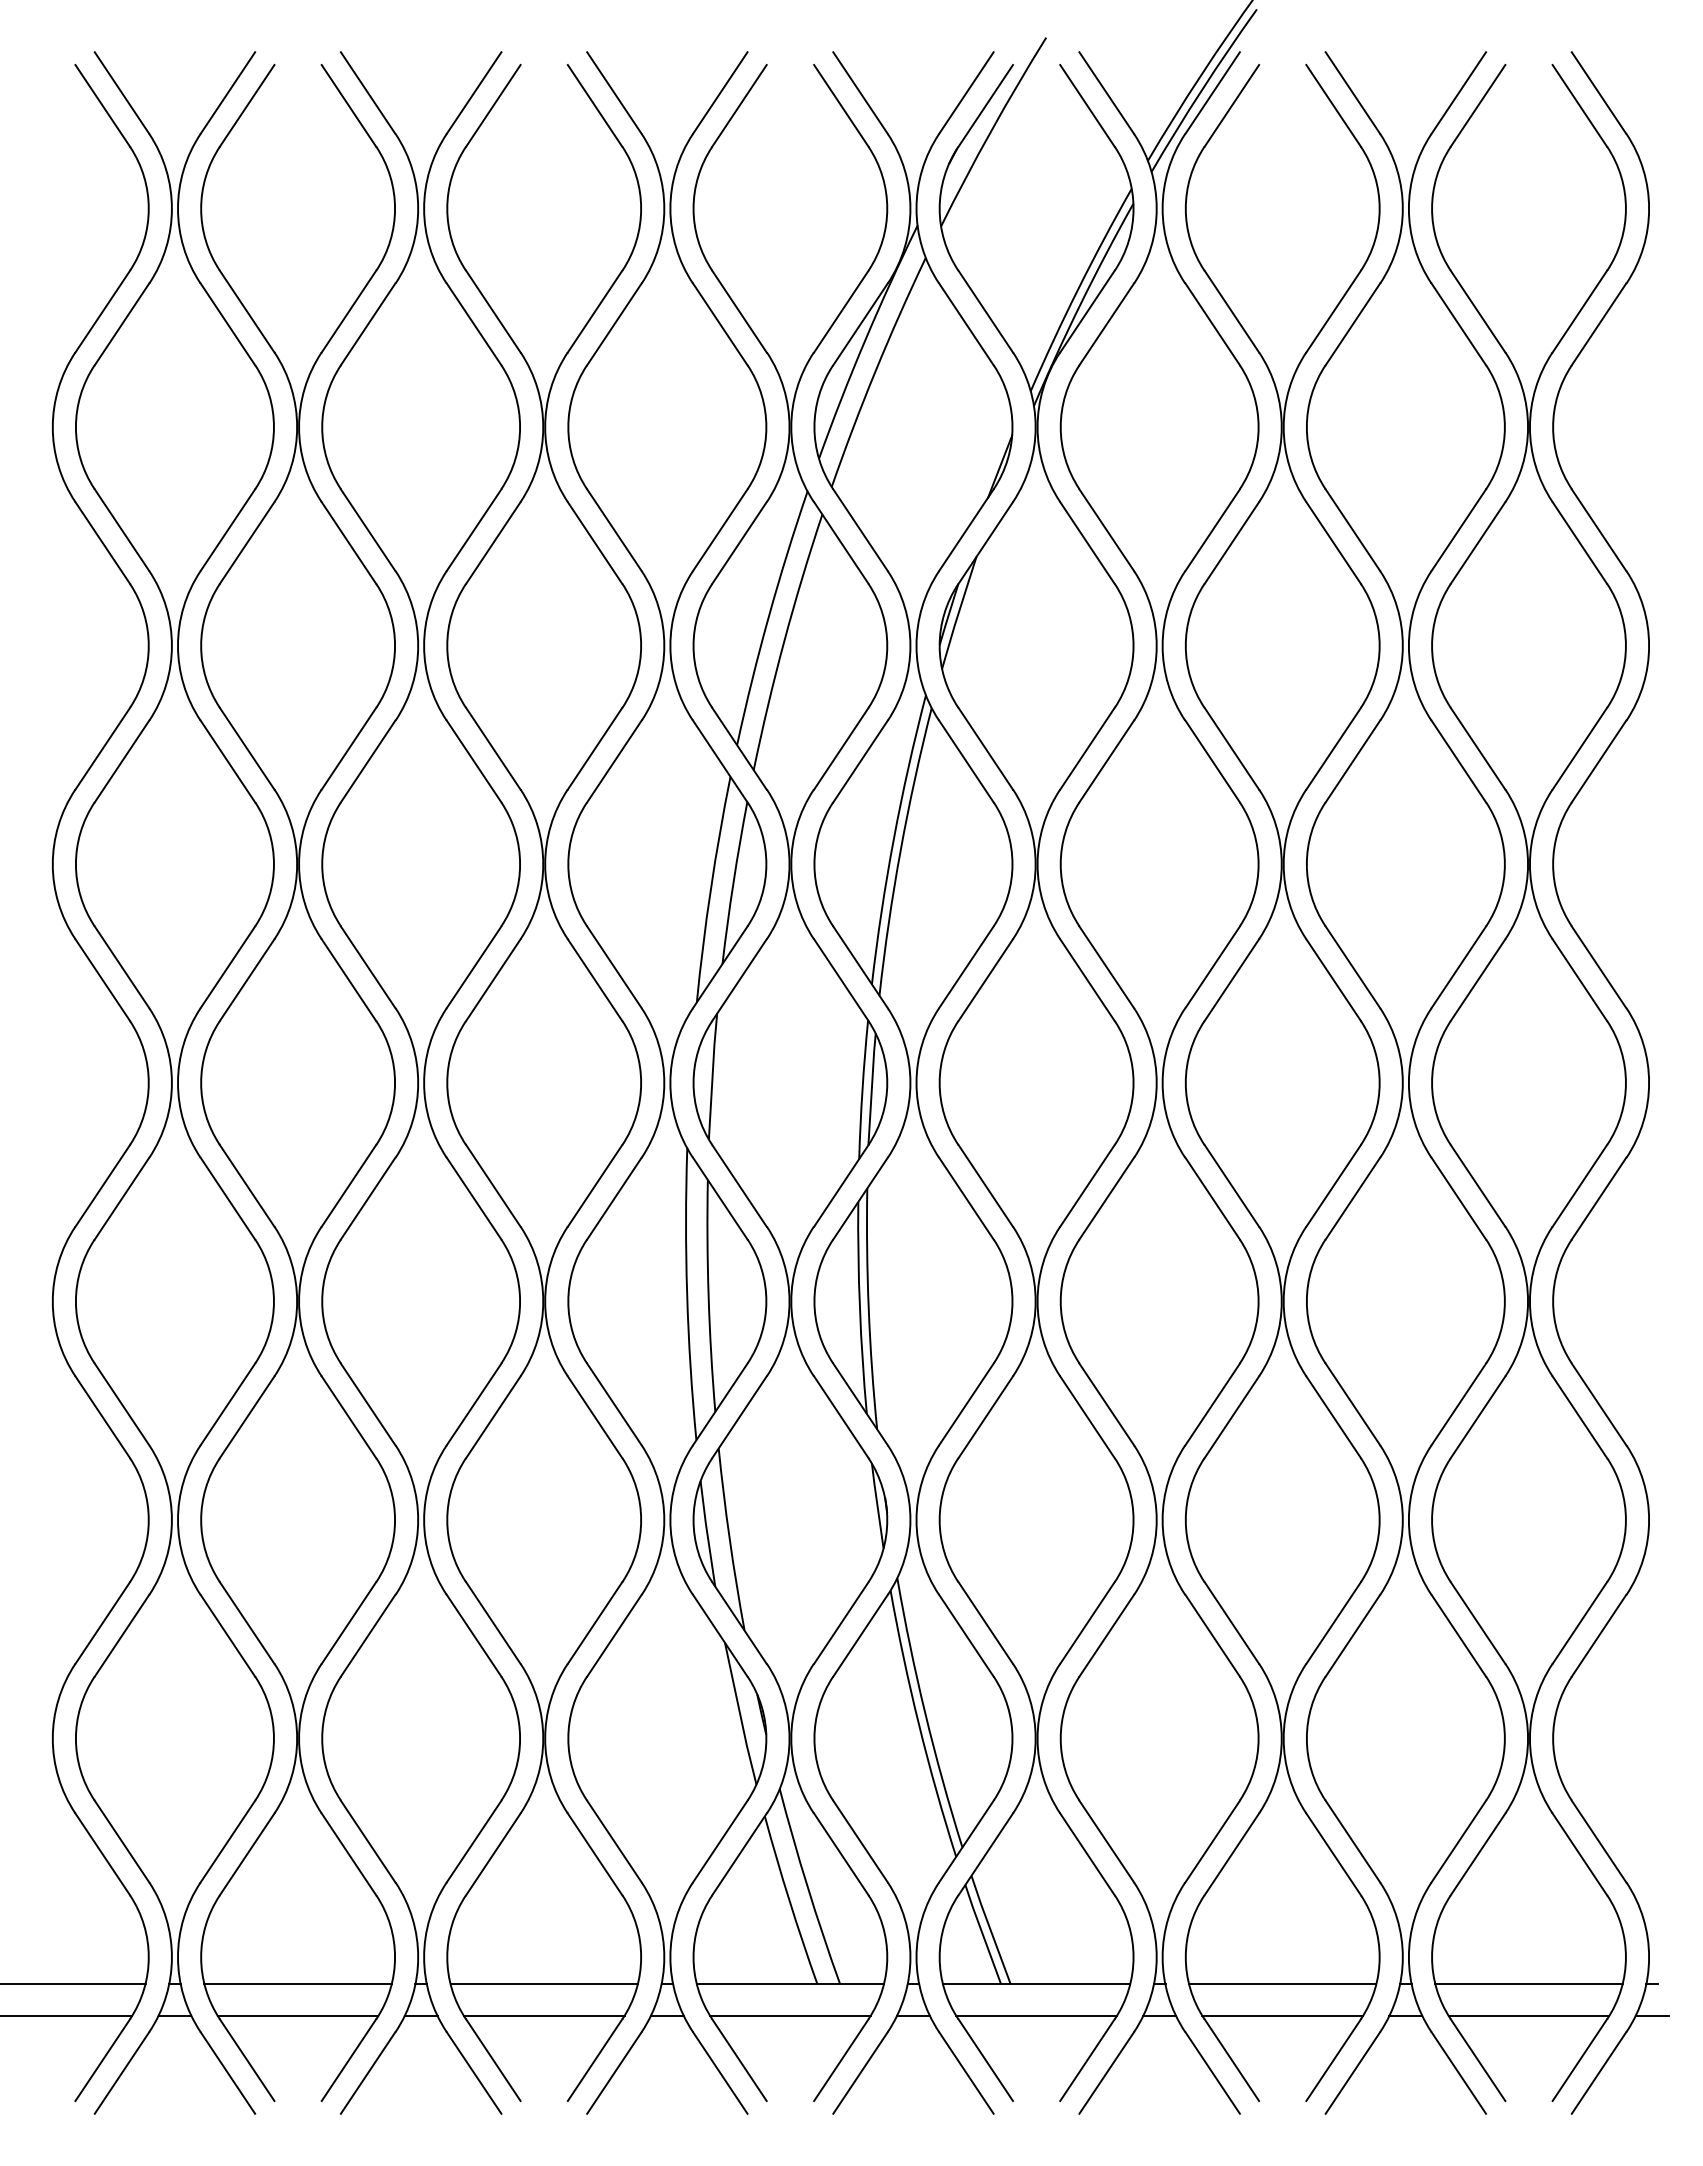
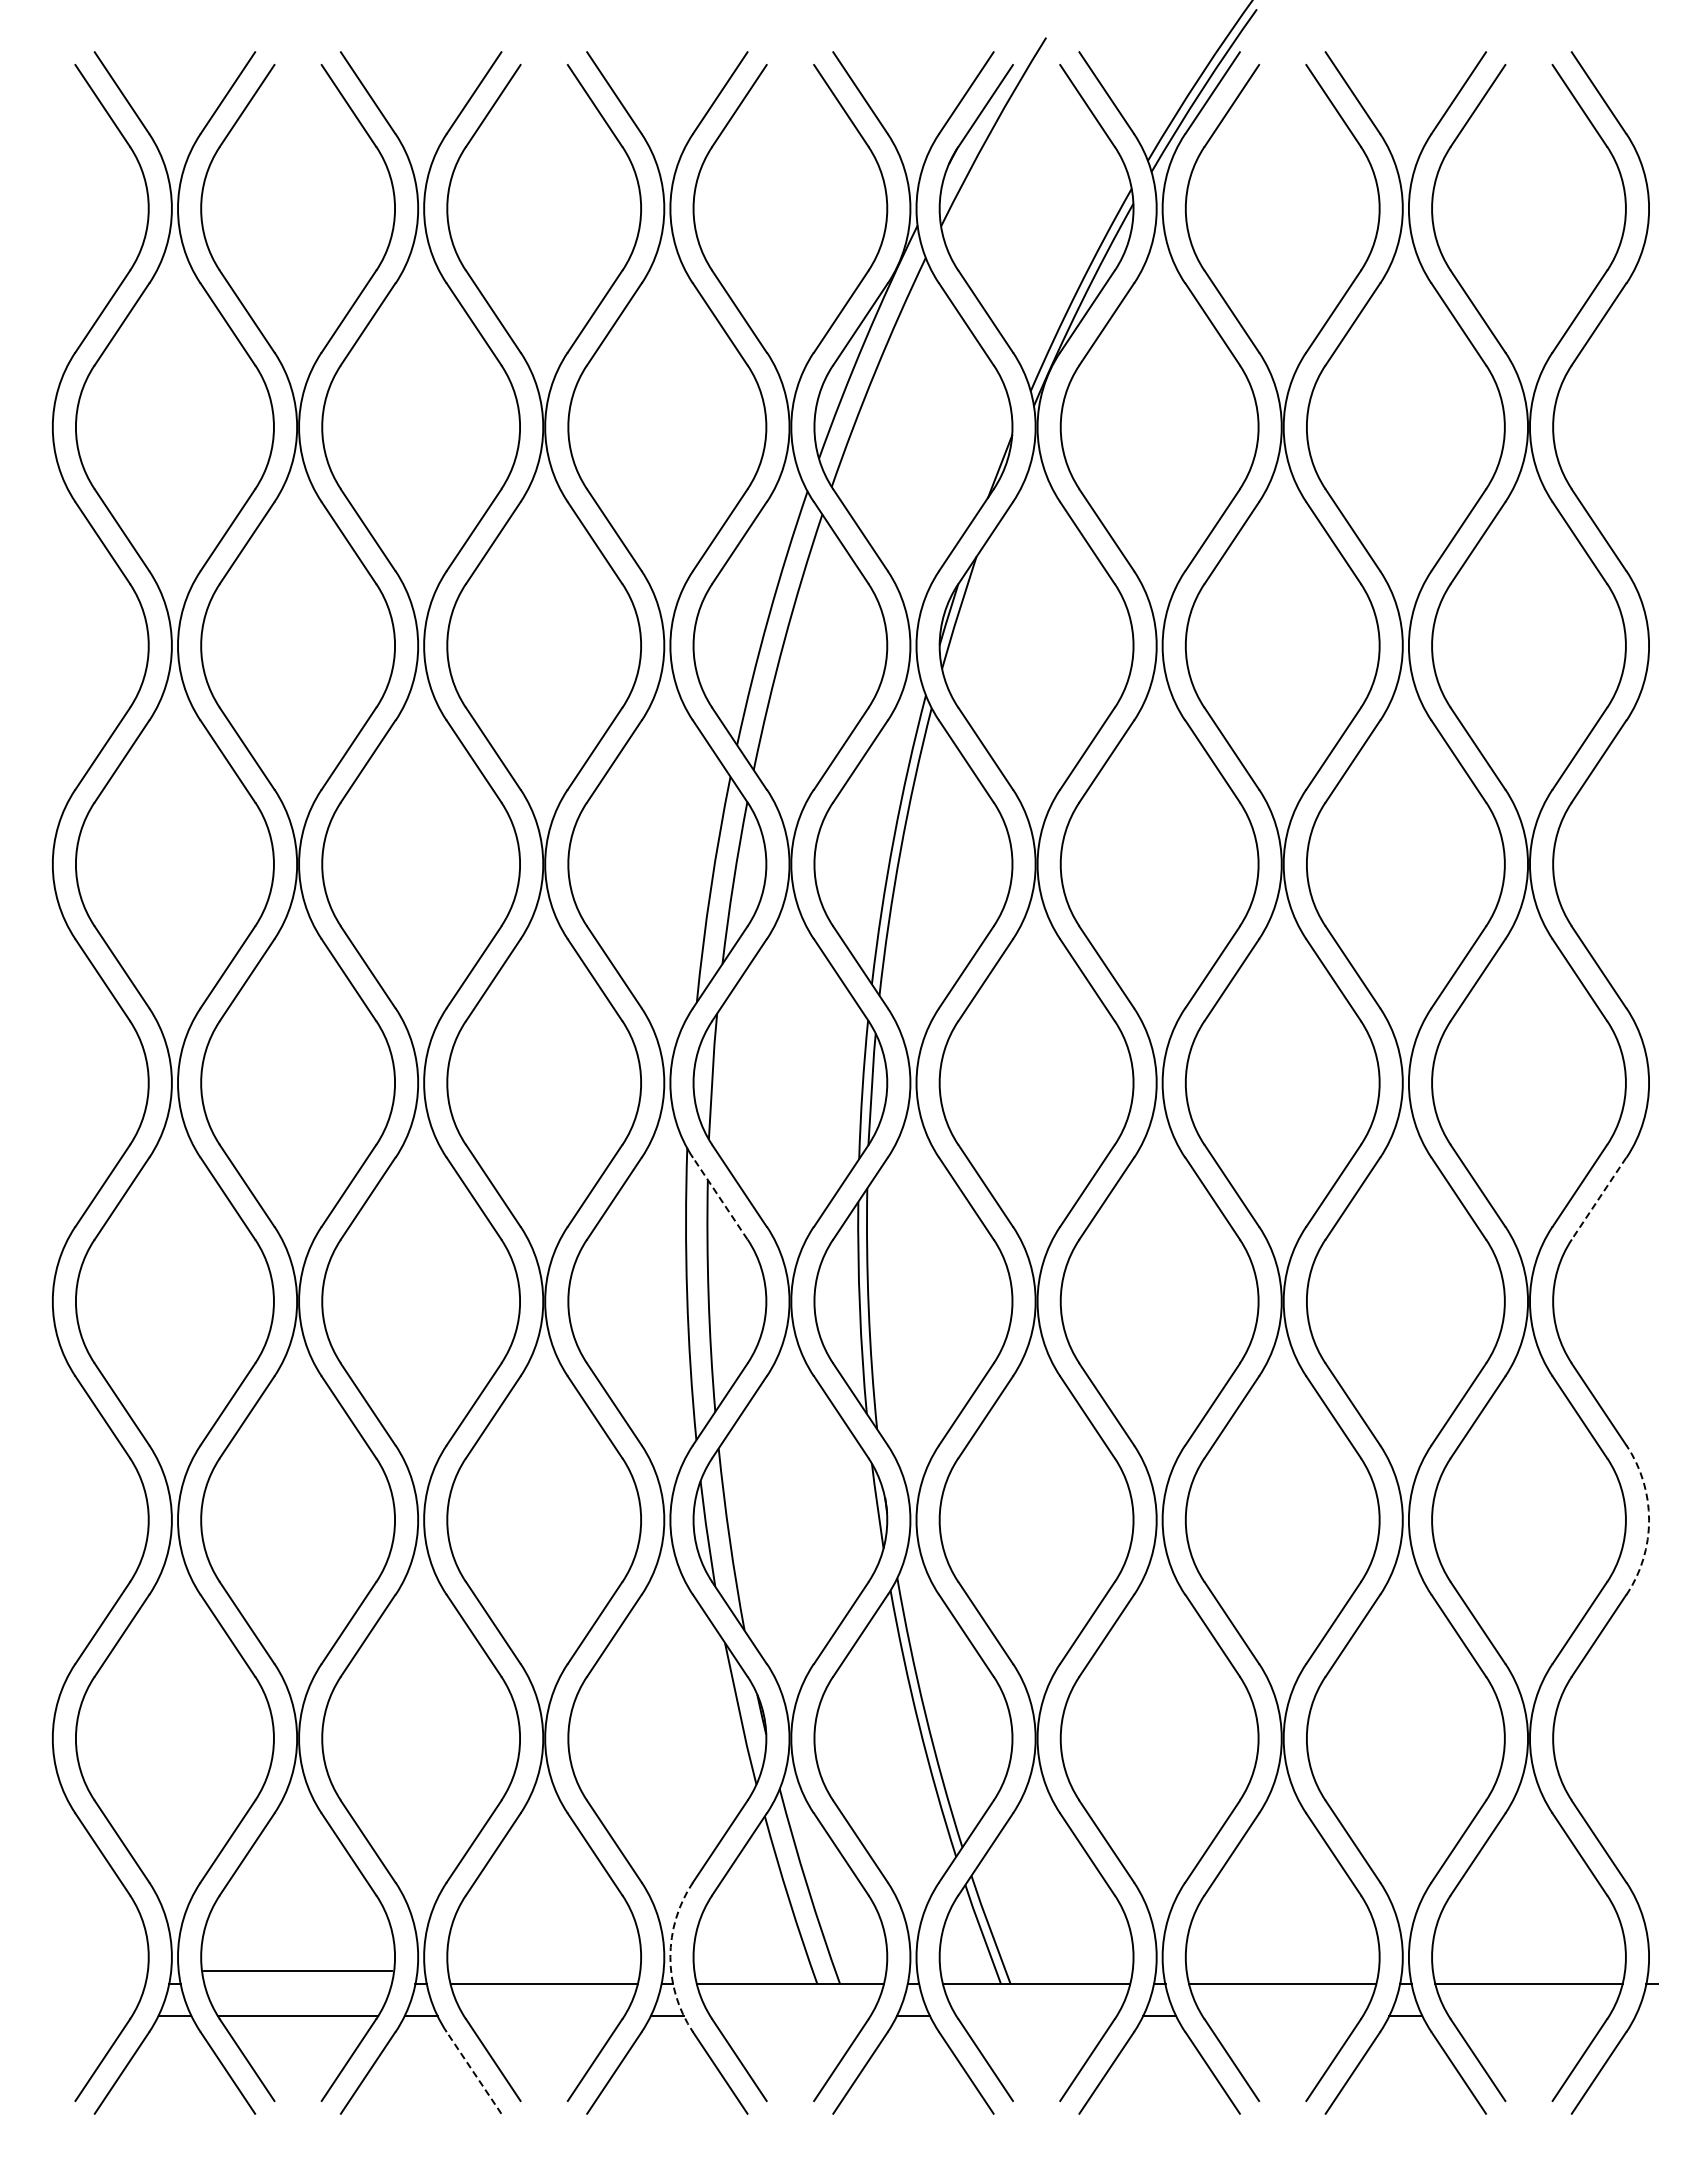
line: solid -> dashed (720, 1198)
line: solid -> dashed (1598, 1199)
arc: solid -> dashed (1649, 1520)
arc: solid -> dashed (670, 1957)
line: present -> none (73, 1983)
line position: (297, 1983) -> (297, 1970) (297, 1970)
line: present -> none (67, 2015)
line: present -> none (543, 2015)
line: present -> none (790, 2015)
line: present -> none (1036, 2015)
line: present -> none (1282, 2015)
line: present -> none (1528, 2015)
line: present -> none (1651, 2015)
line: solid -> dashed (473, 2072)
